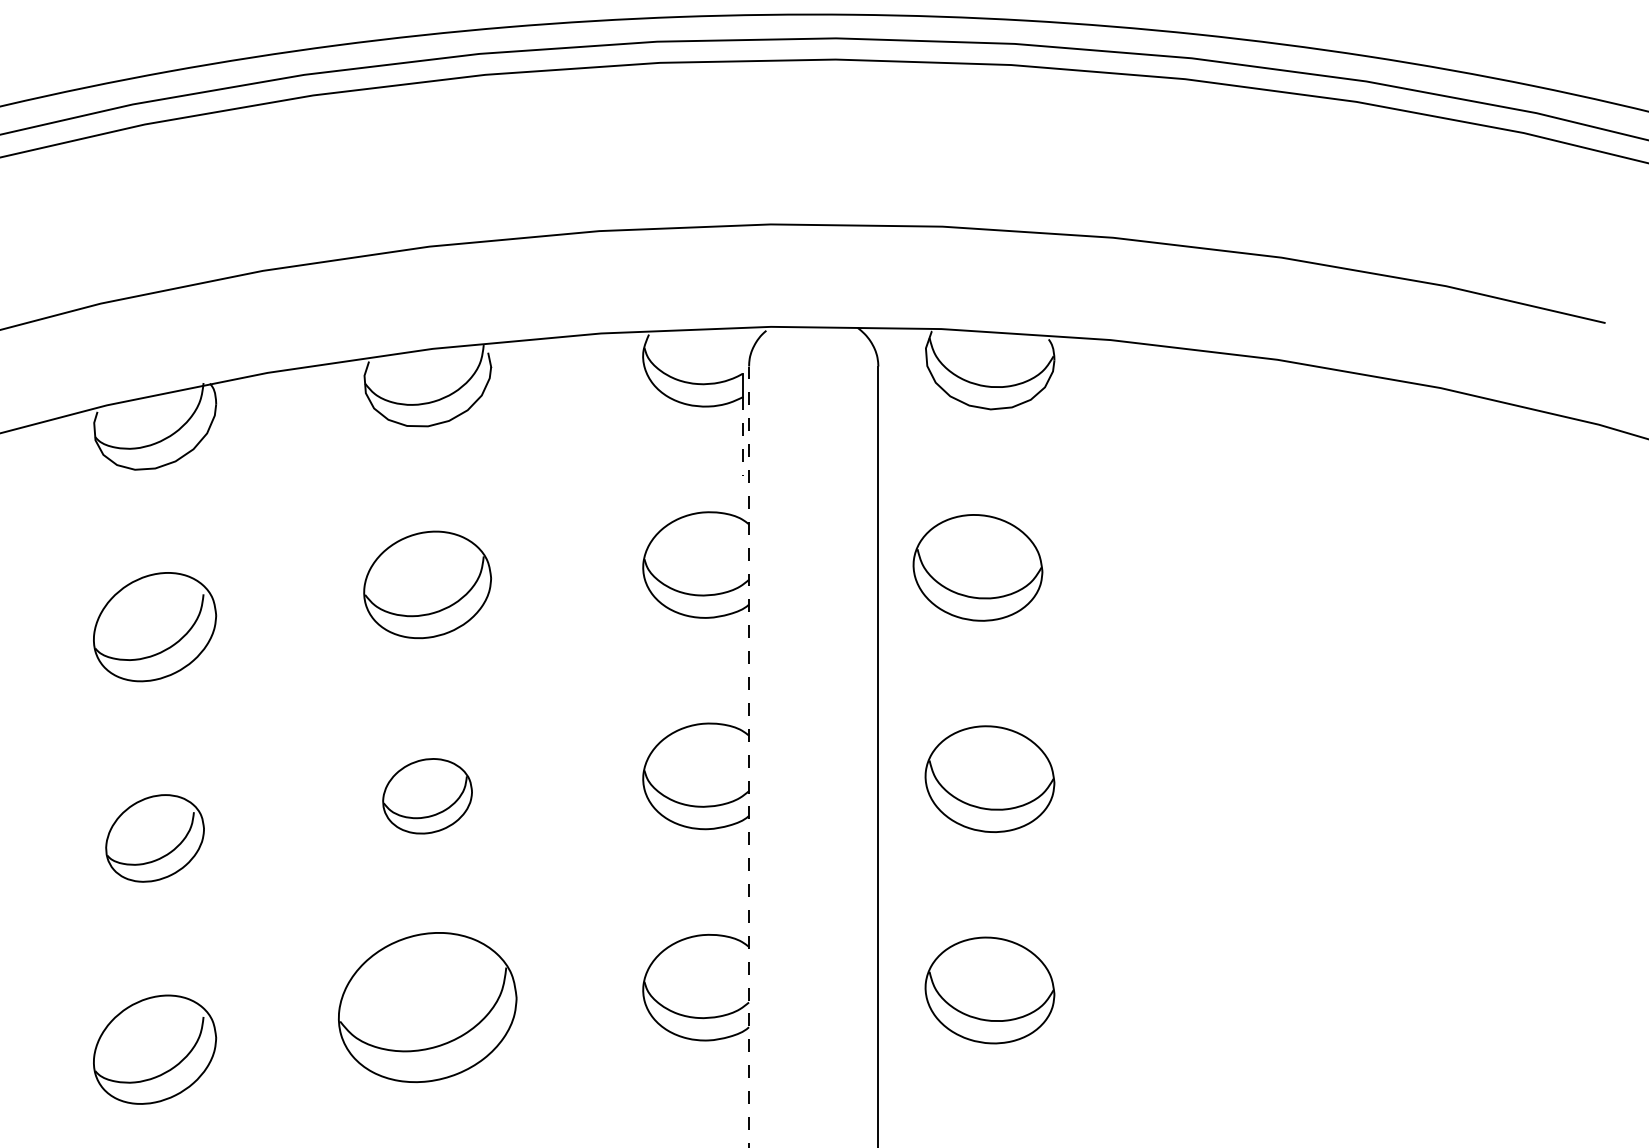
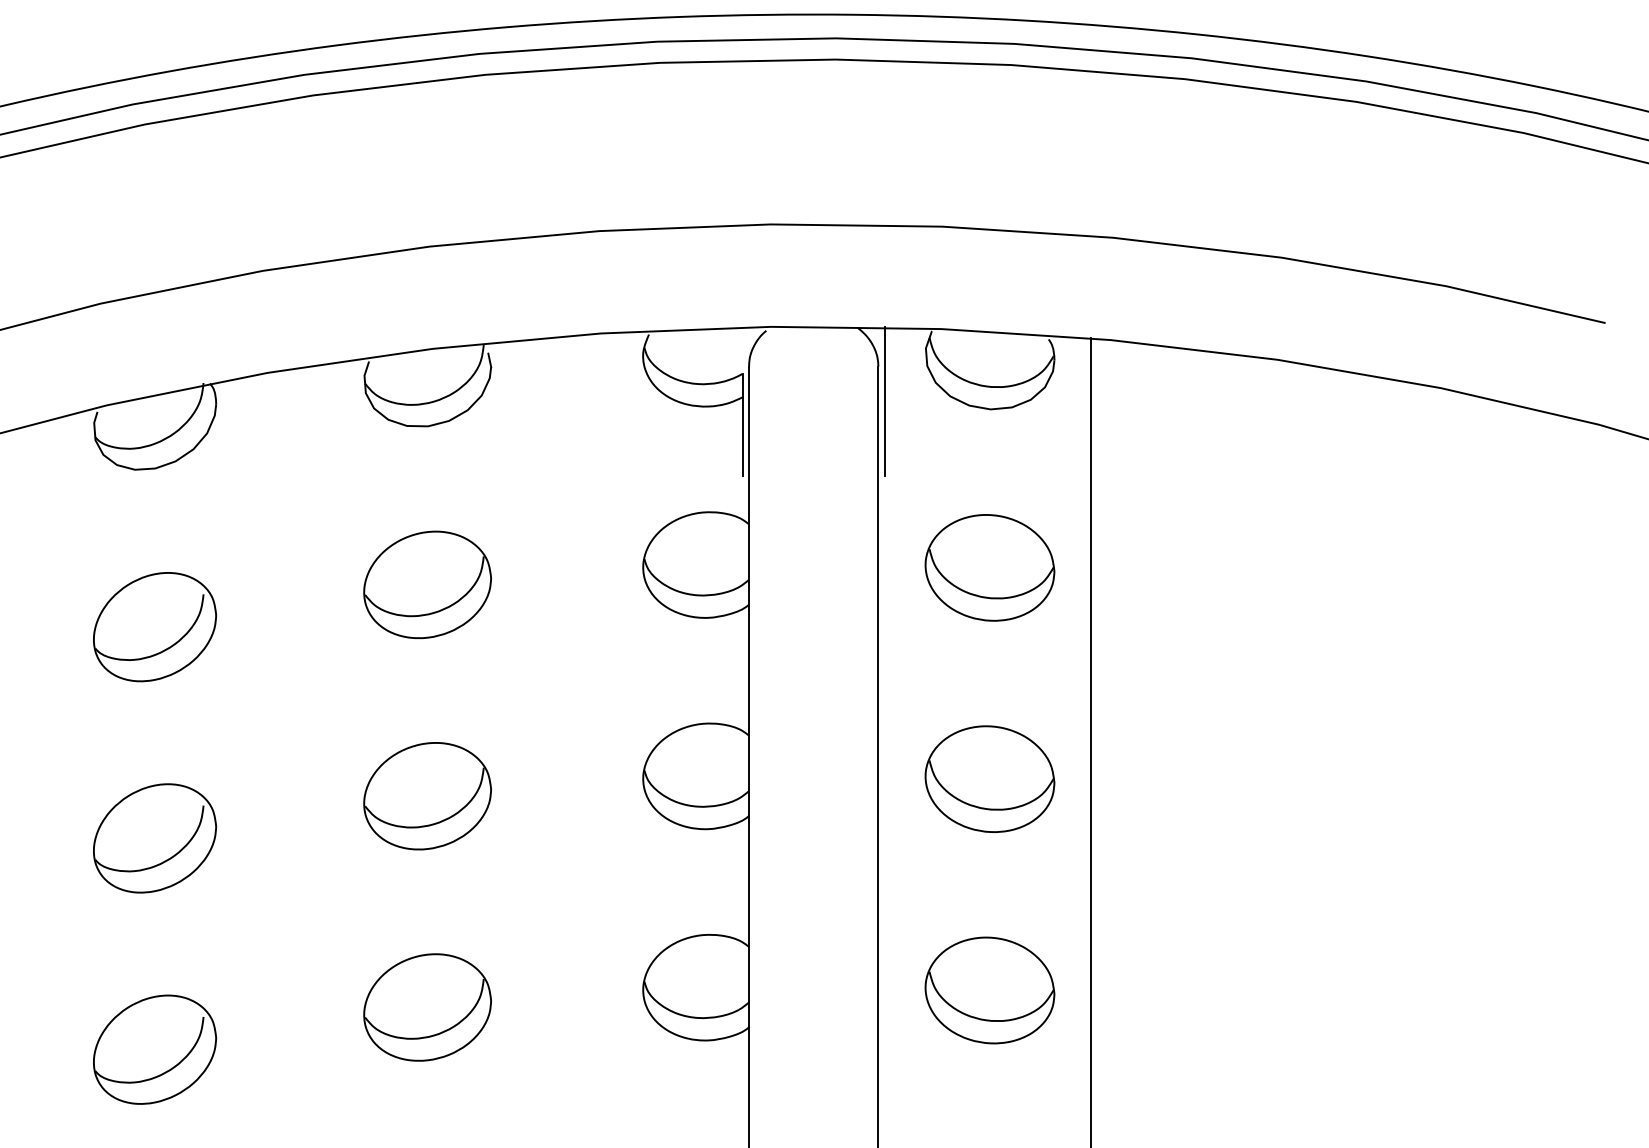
line: none -> present (884, 401)
line: dashed -> solid (742, 437)
part position: (977, 567) -> (989, 567) (989, 567)
line: none -> present (1090, 741)
line: dashed -> solid (749, 757)
part size: 91x77 px -> 129x109 px (427, 796)
part size: 100x89 px -> 125x111 px (155, 838)
part size: 180x152 px -> 129x109 px (427, 1007)
